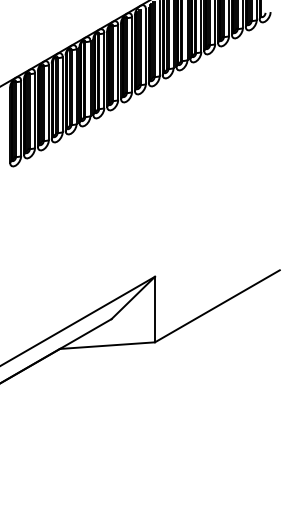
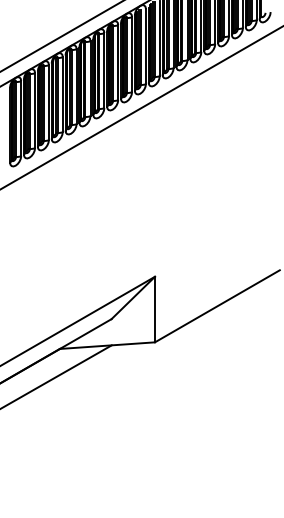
line: none -> present (61, 36)
line: none -> present (141, 107)
line: none -> present (56, 376)
